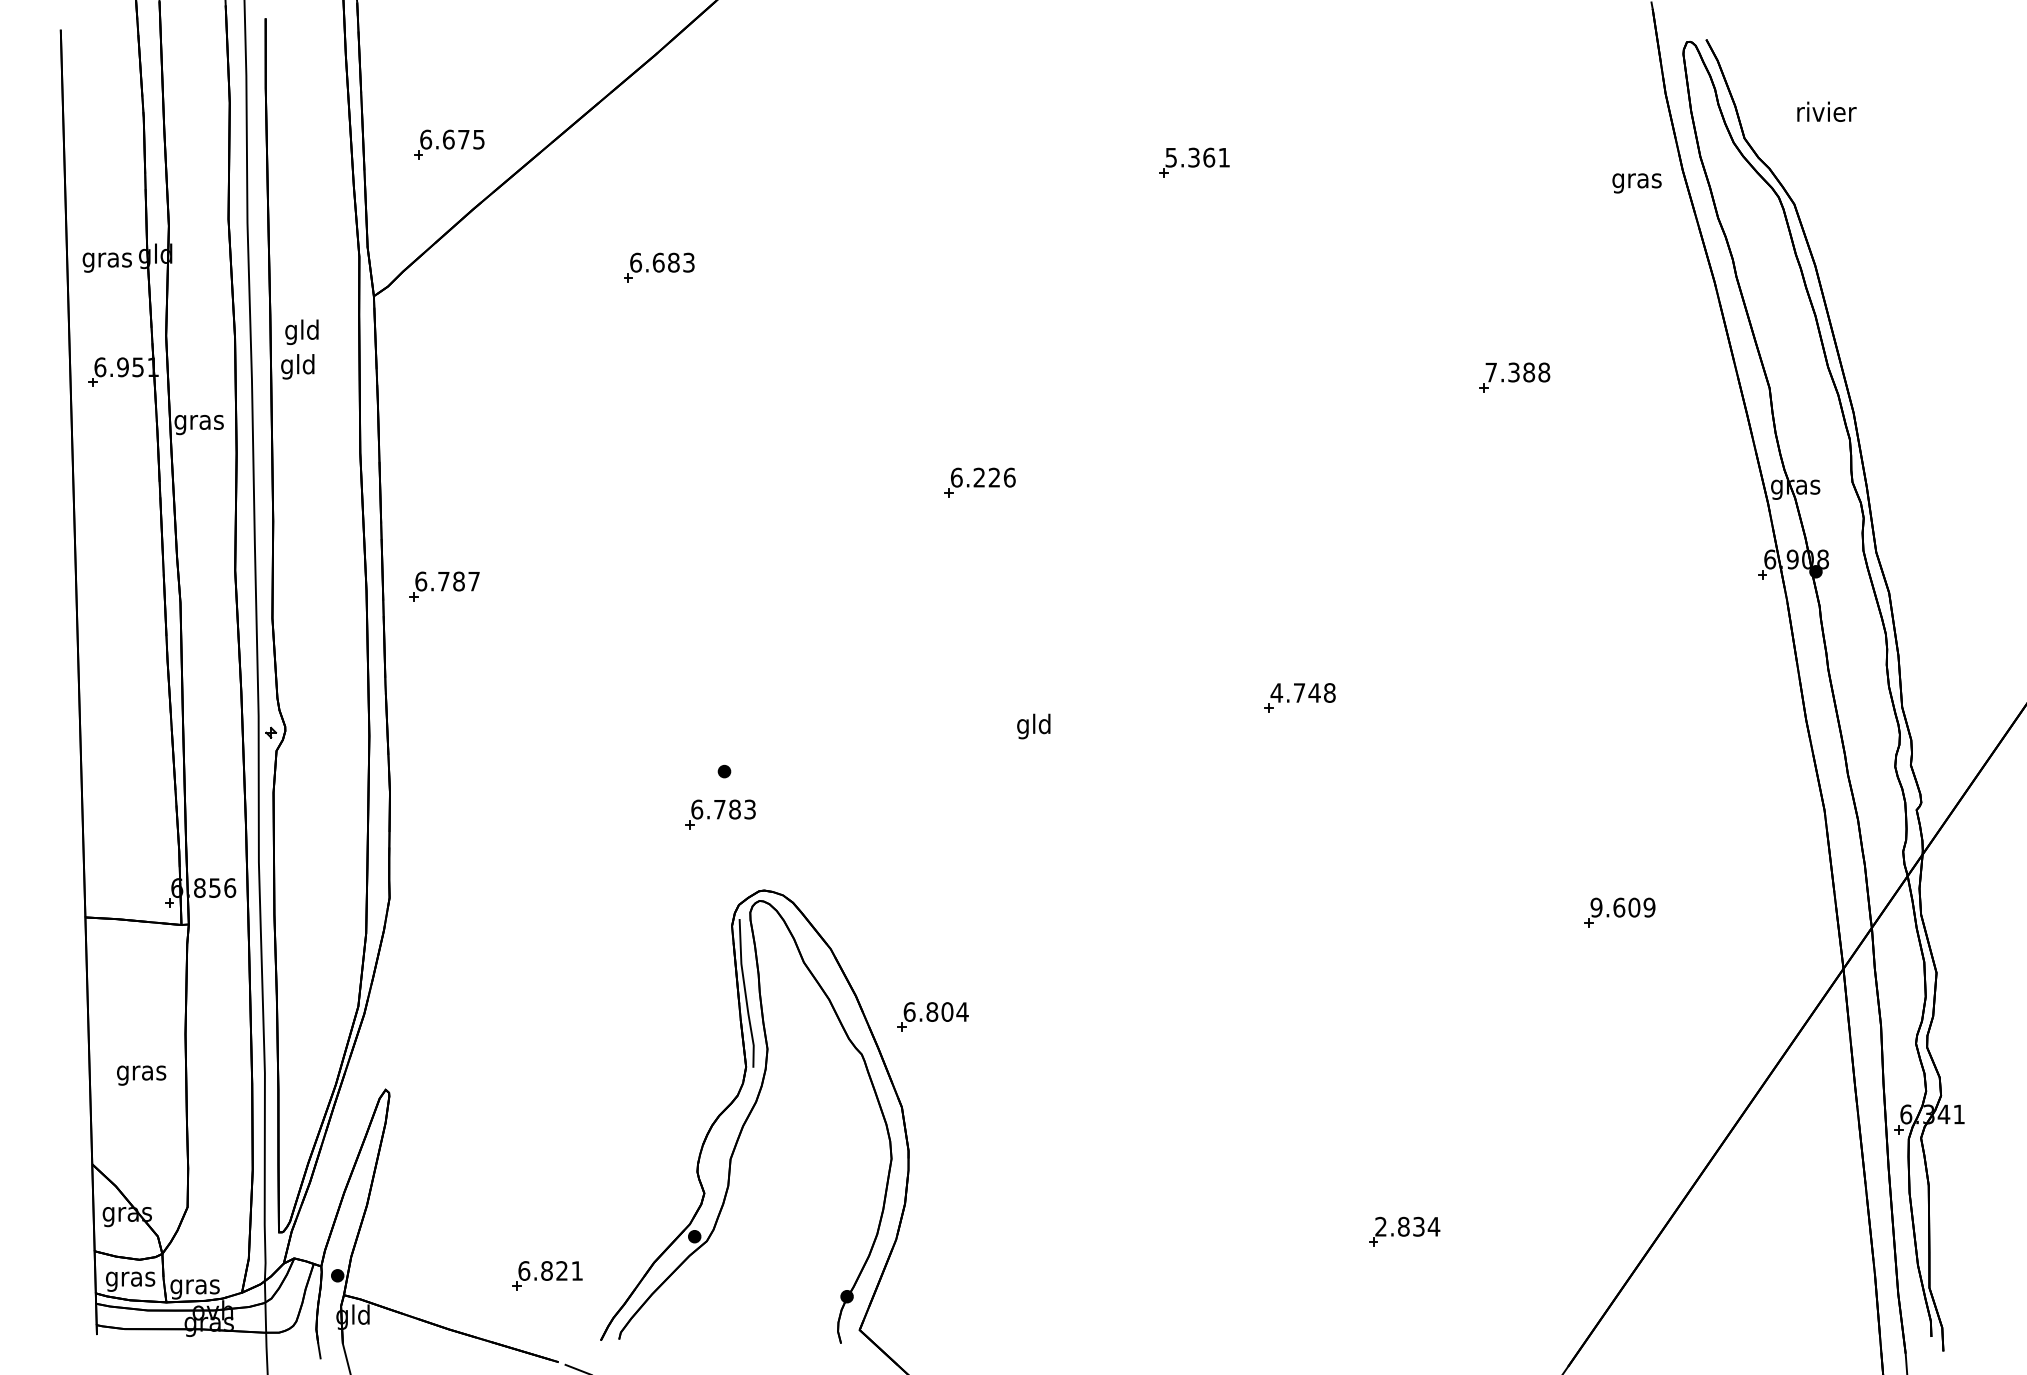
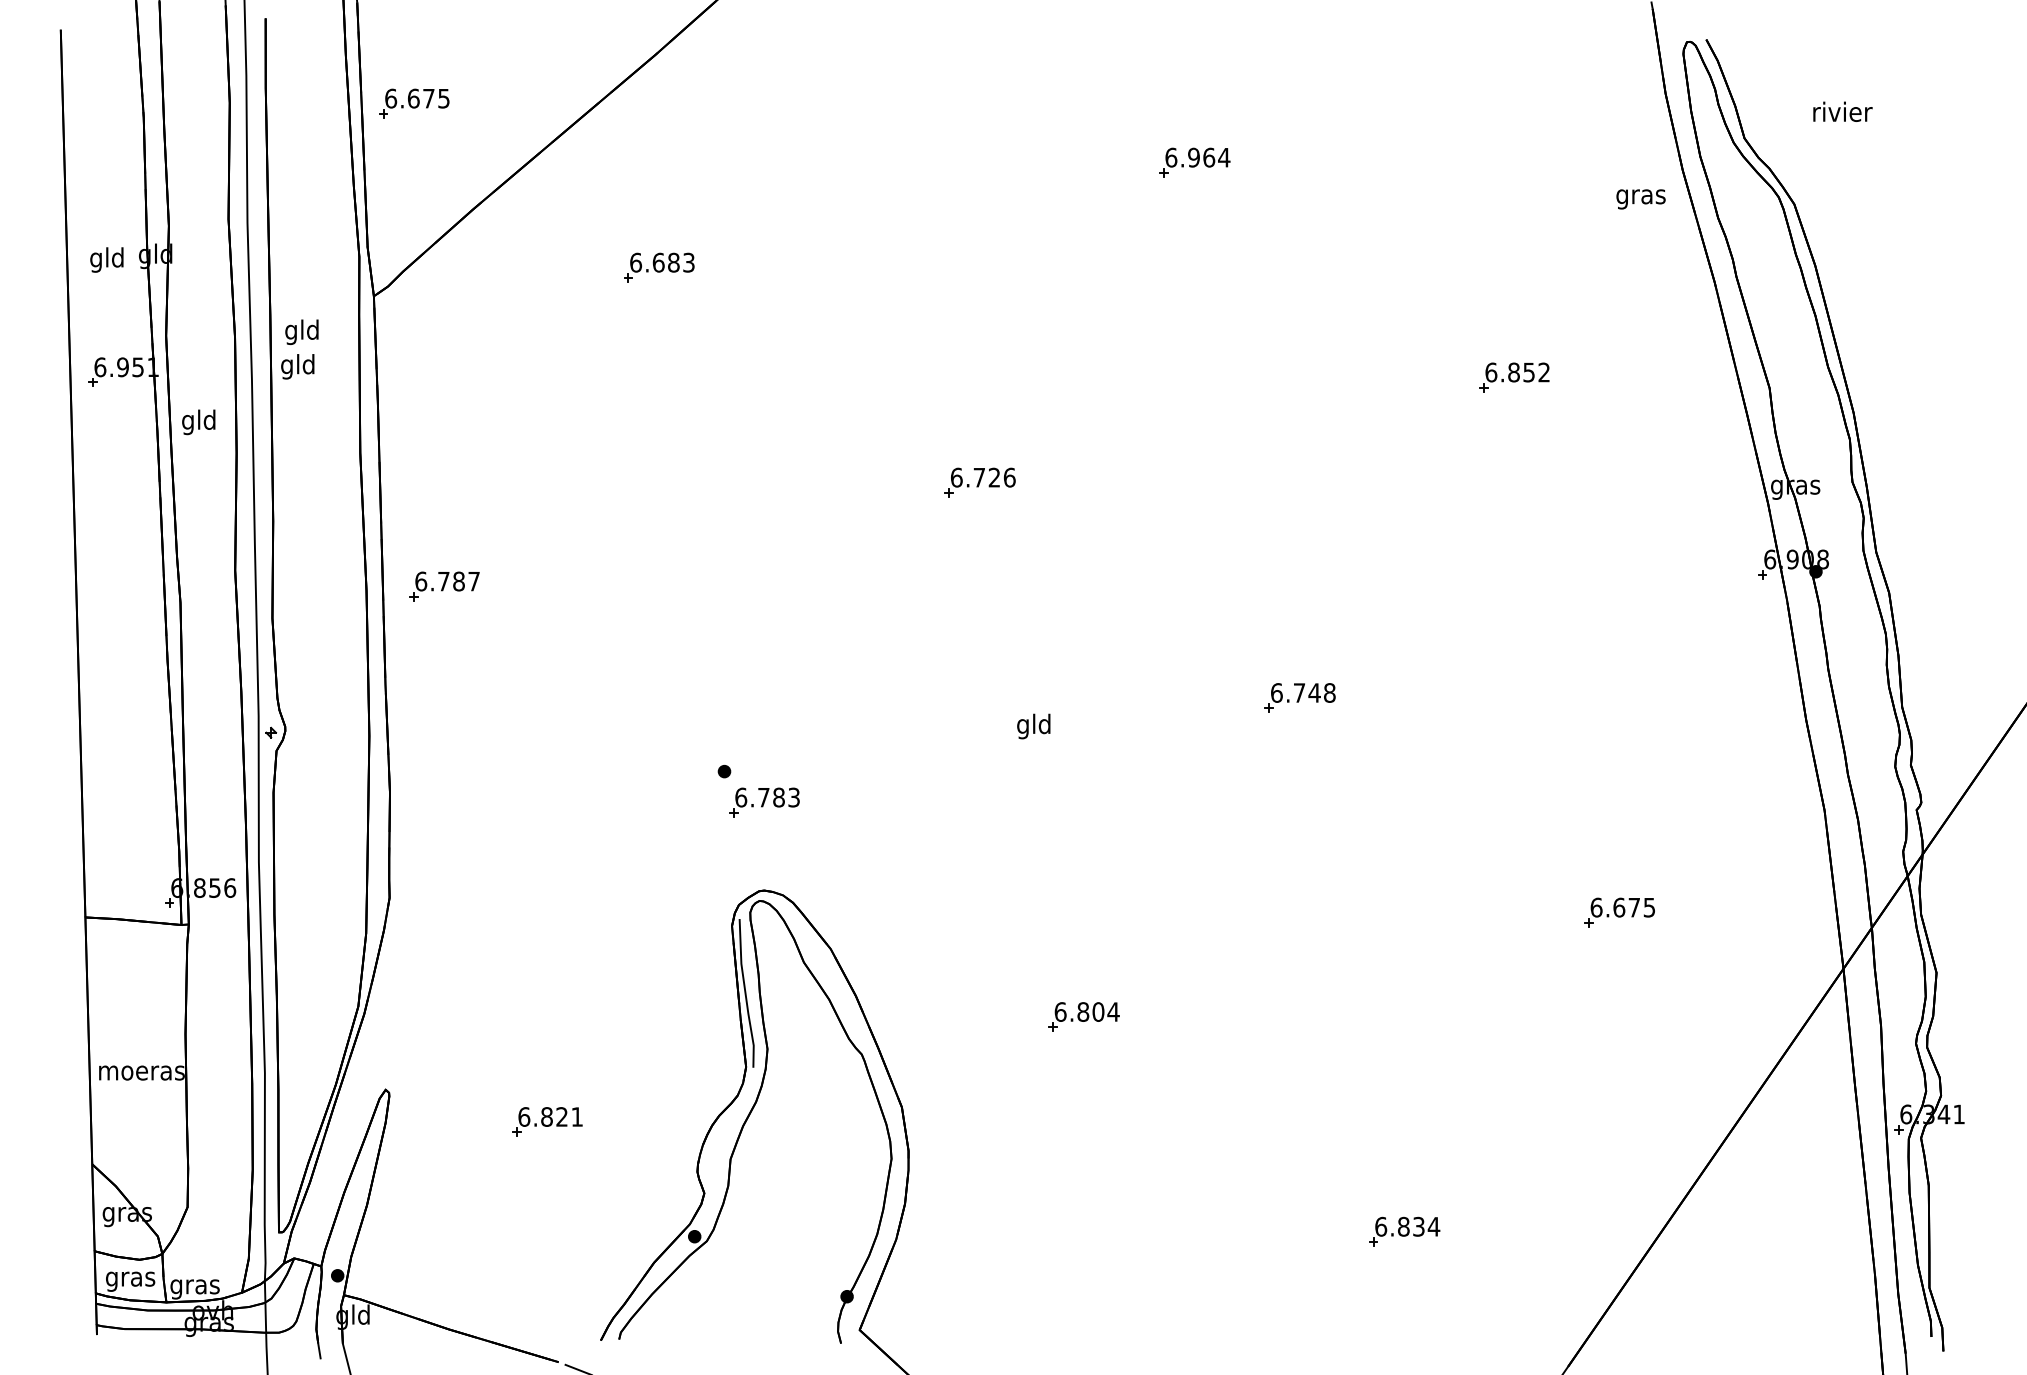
text position: (1826, 111) -> (1842, 111) (1842, 111)
part position: (449, 144) -> (414, 103) (414, 103)
text: 5.361 -> 6.964 (1197, 157)
text position: (1636, 183) -> (1640, 199) (1640, 199)
text: gras -> gld (106, 259)
text: 7.388 -> 6.852 (1517, 372)
text: gras -> gld (198, 422)
text: 6.226 -> 6.726 (978, 477)
text: 4.748 -> 6.748 (1276, 692)
part position: (720, 814) -> (764, 802) (764, 802)
text: 9.609 -> 6.675 (1622, 907)
part position: (932, 1016) -> (1083, 1016) (1083, 1016)
text: gras -> moeras (141, 1075)
text: 2.834 -> 6.834 (1381, 1226)
part position: (547, 1275) -> (547, 1121) (547, 1121)
